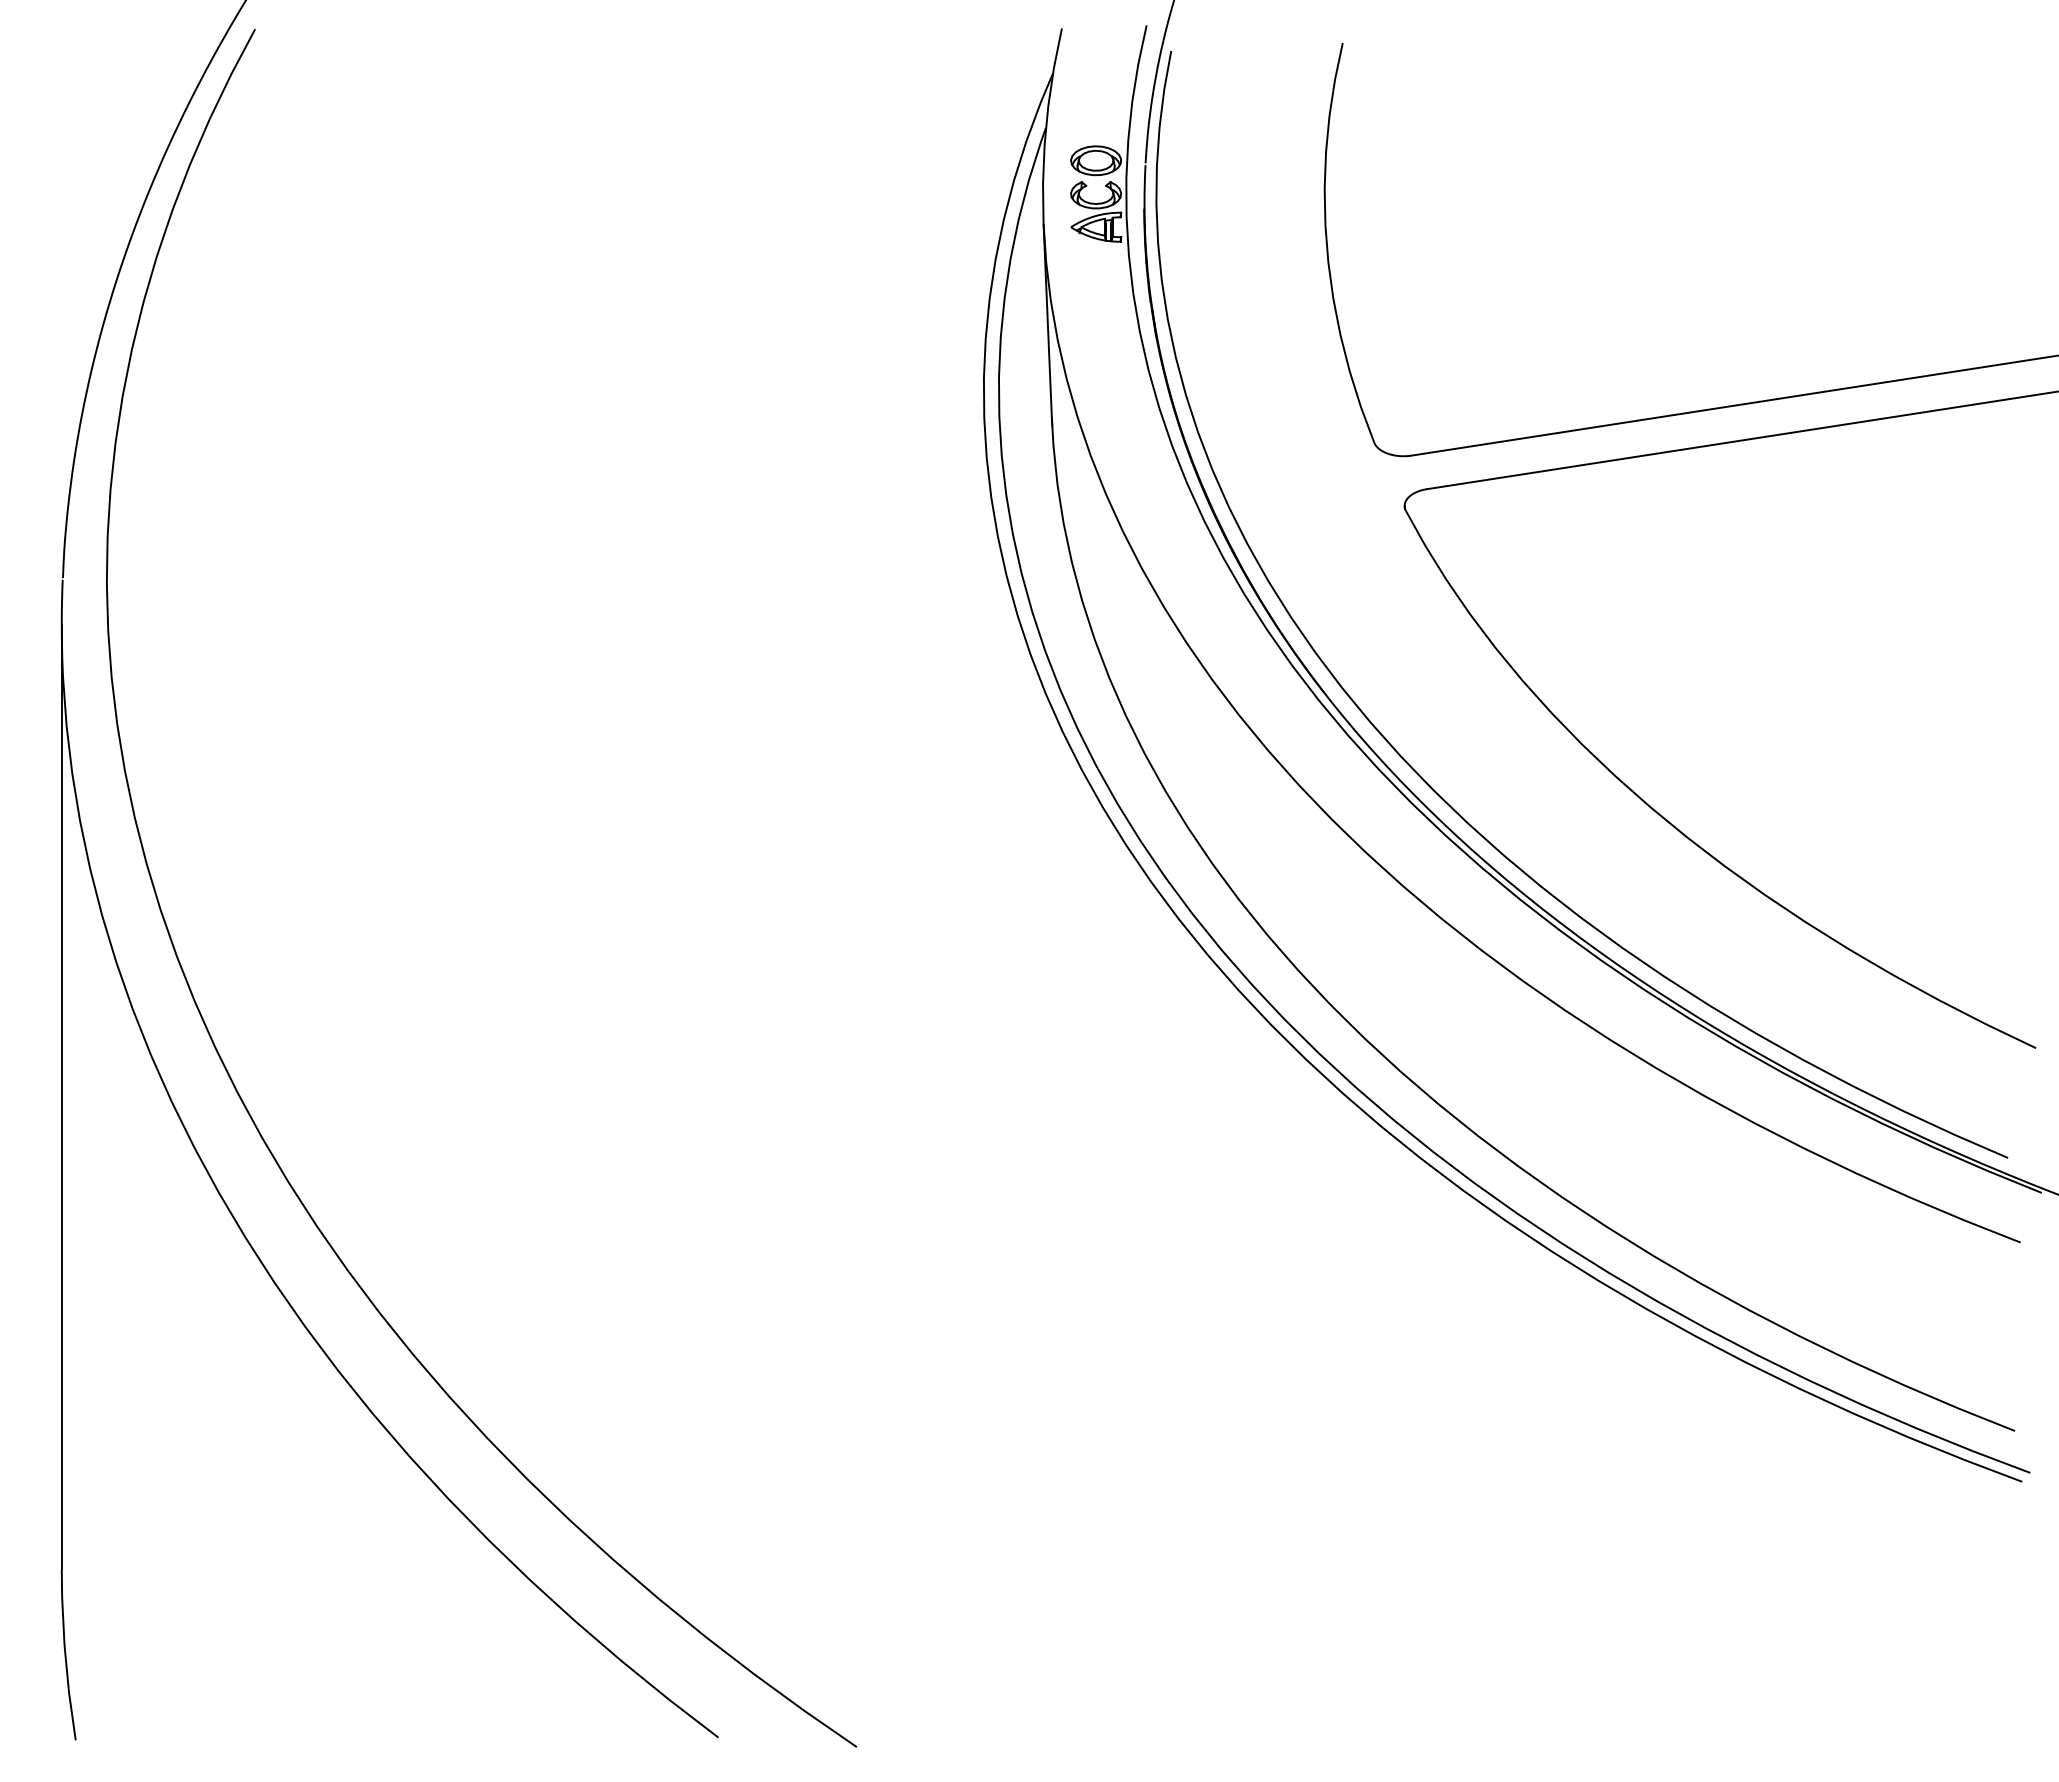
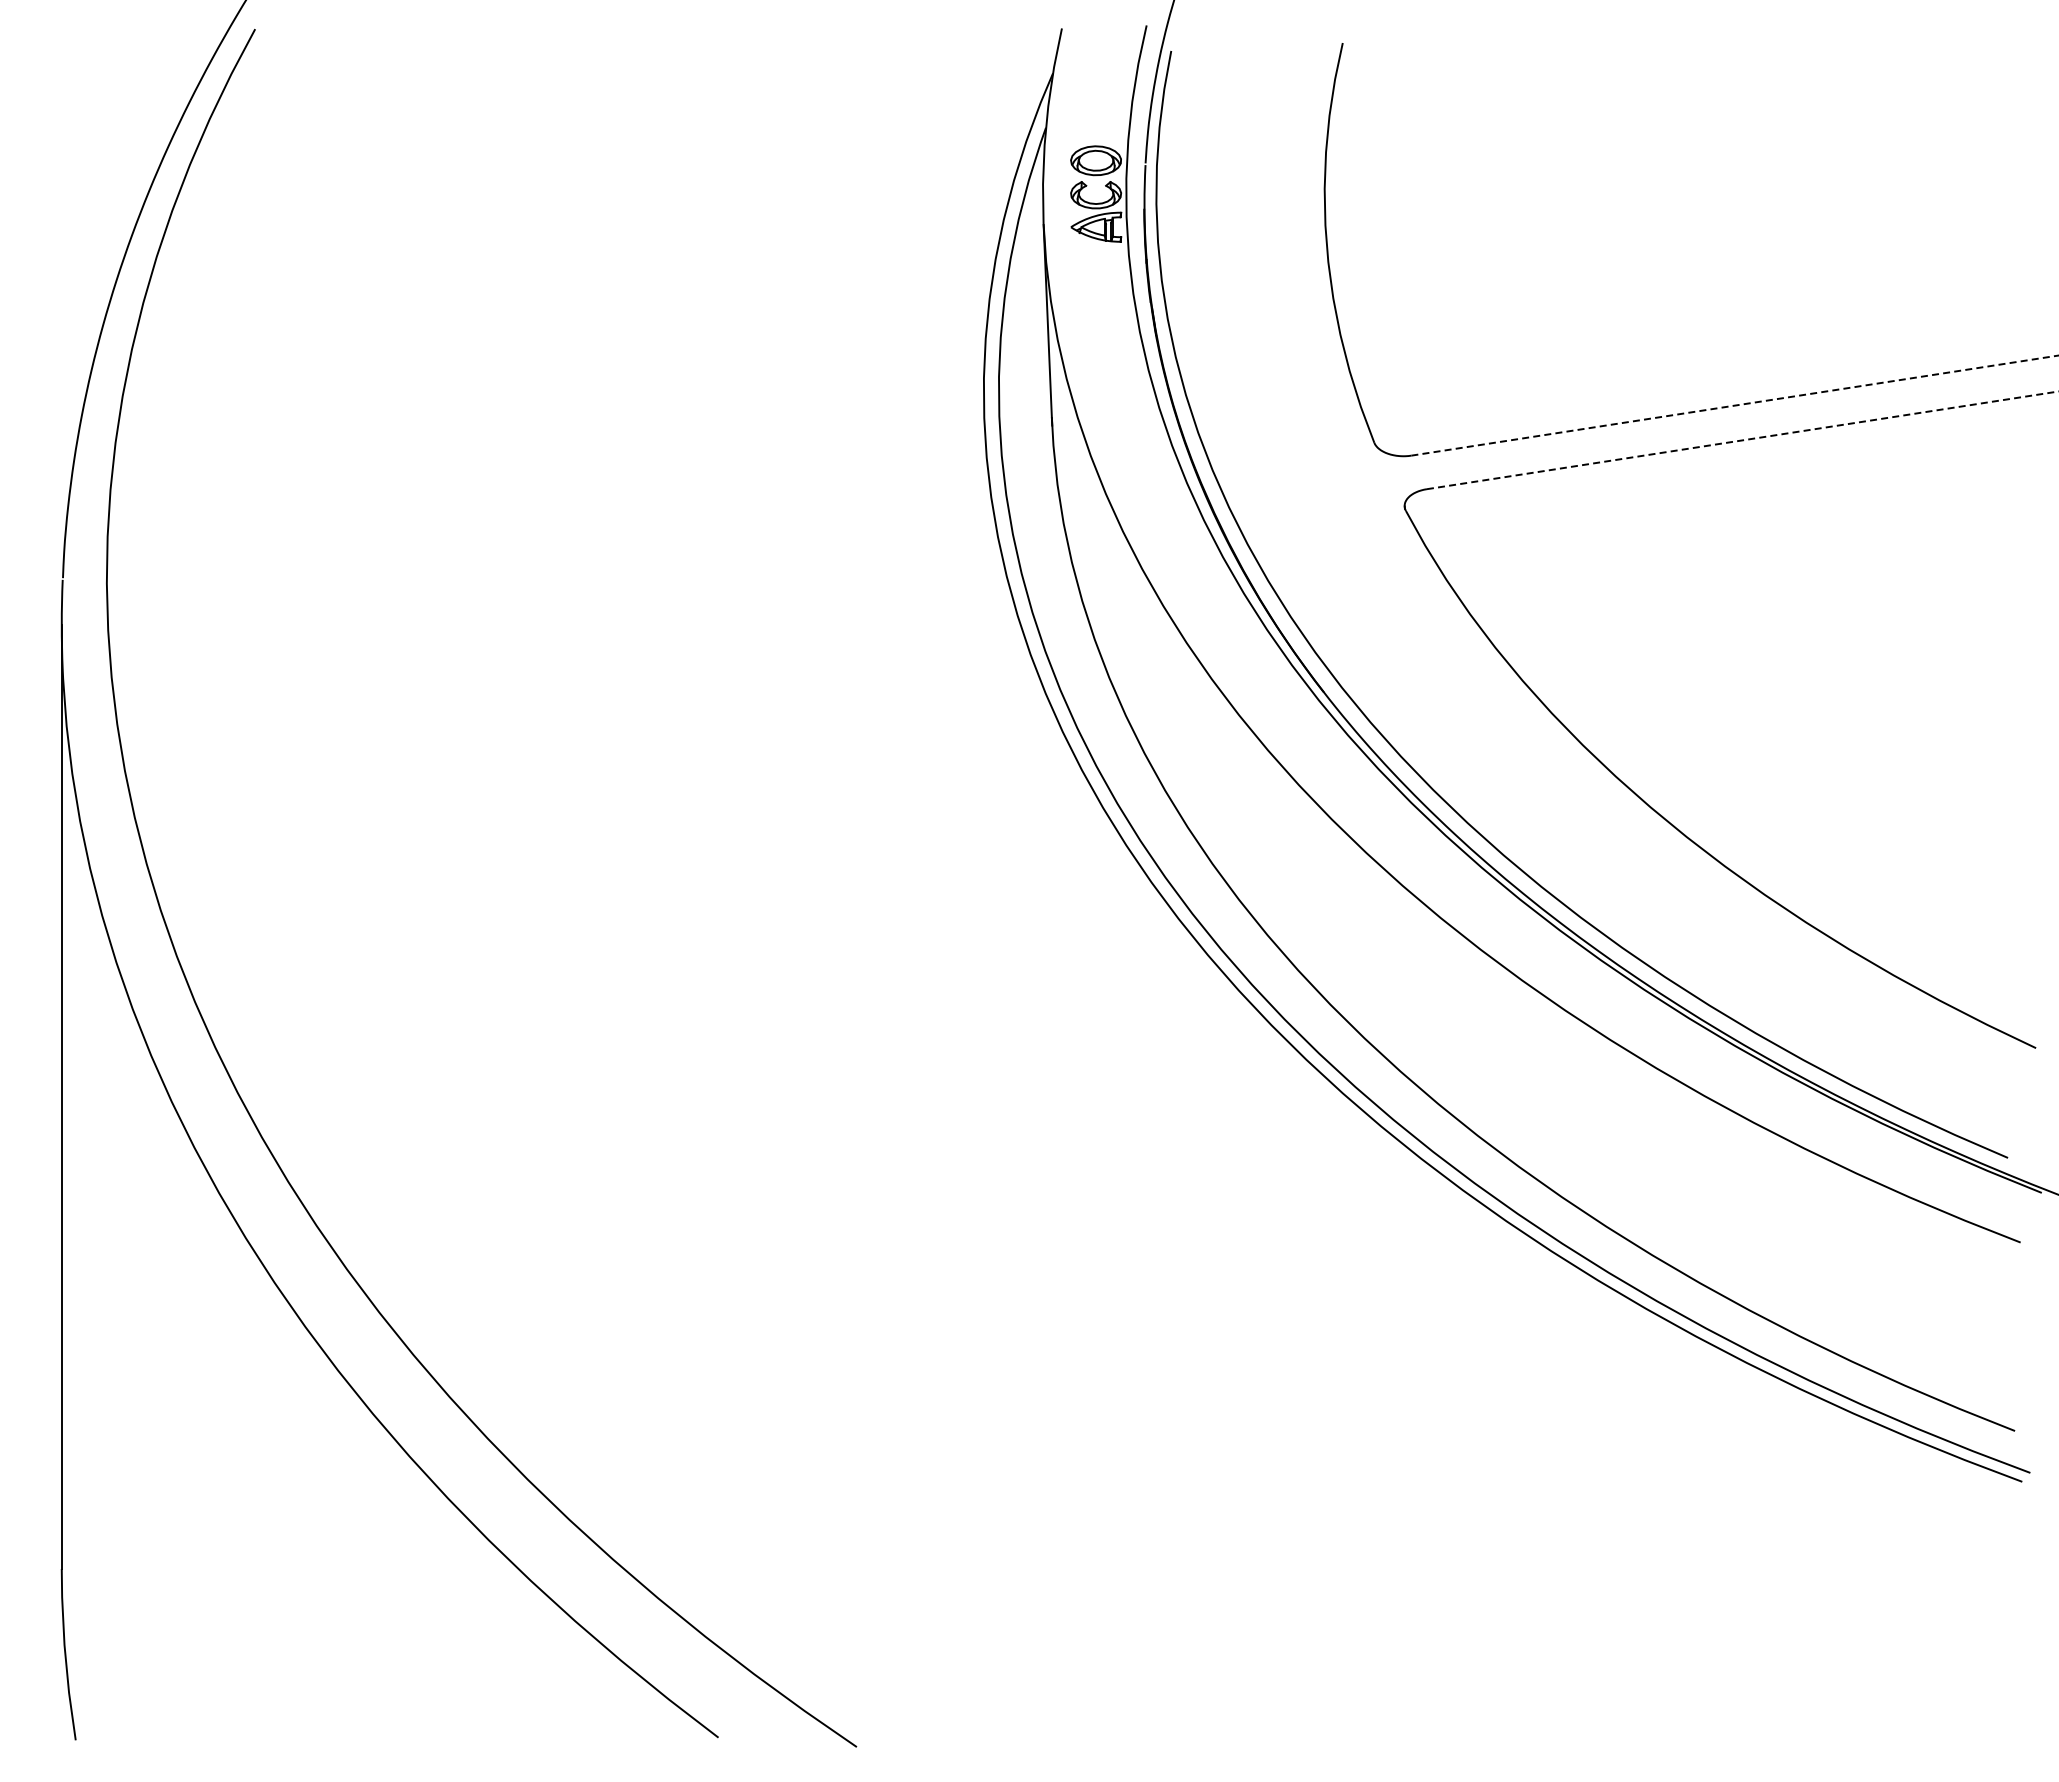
line: solid -> dashed (1735, 405)
line: solid -> dashed (1743, 440)
